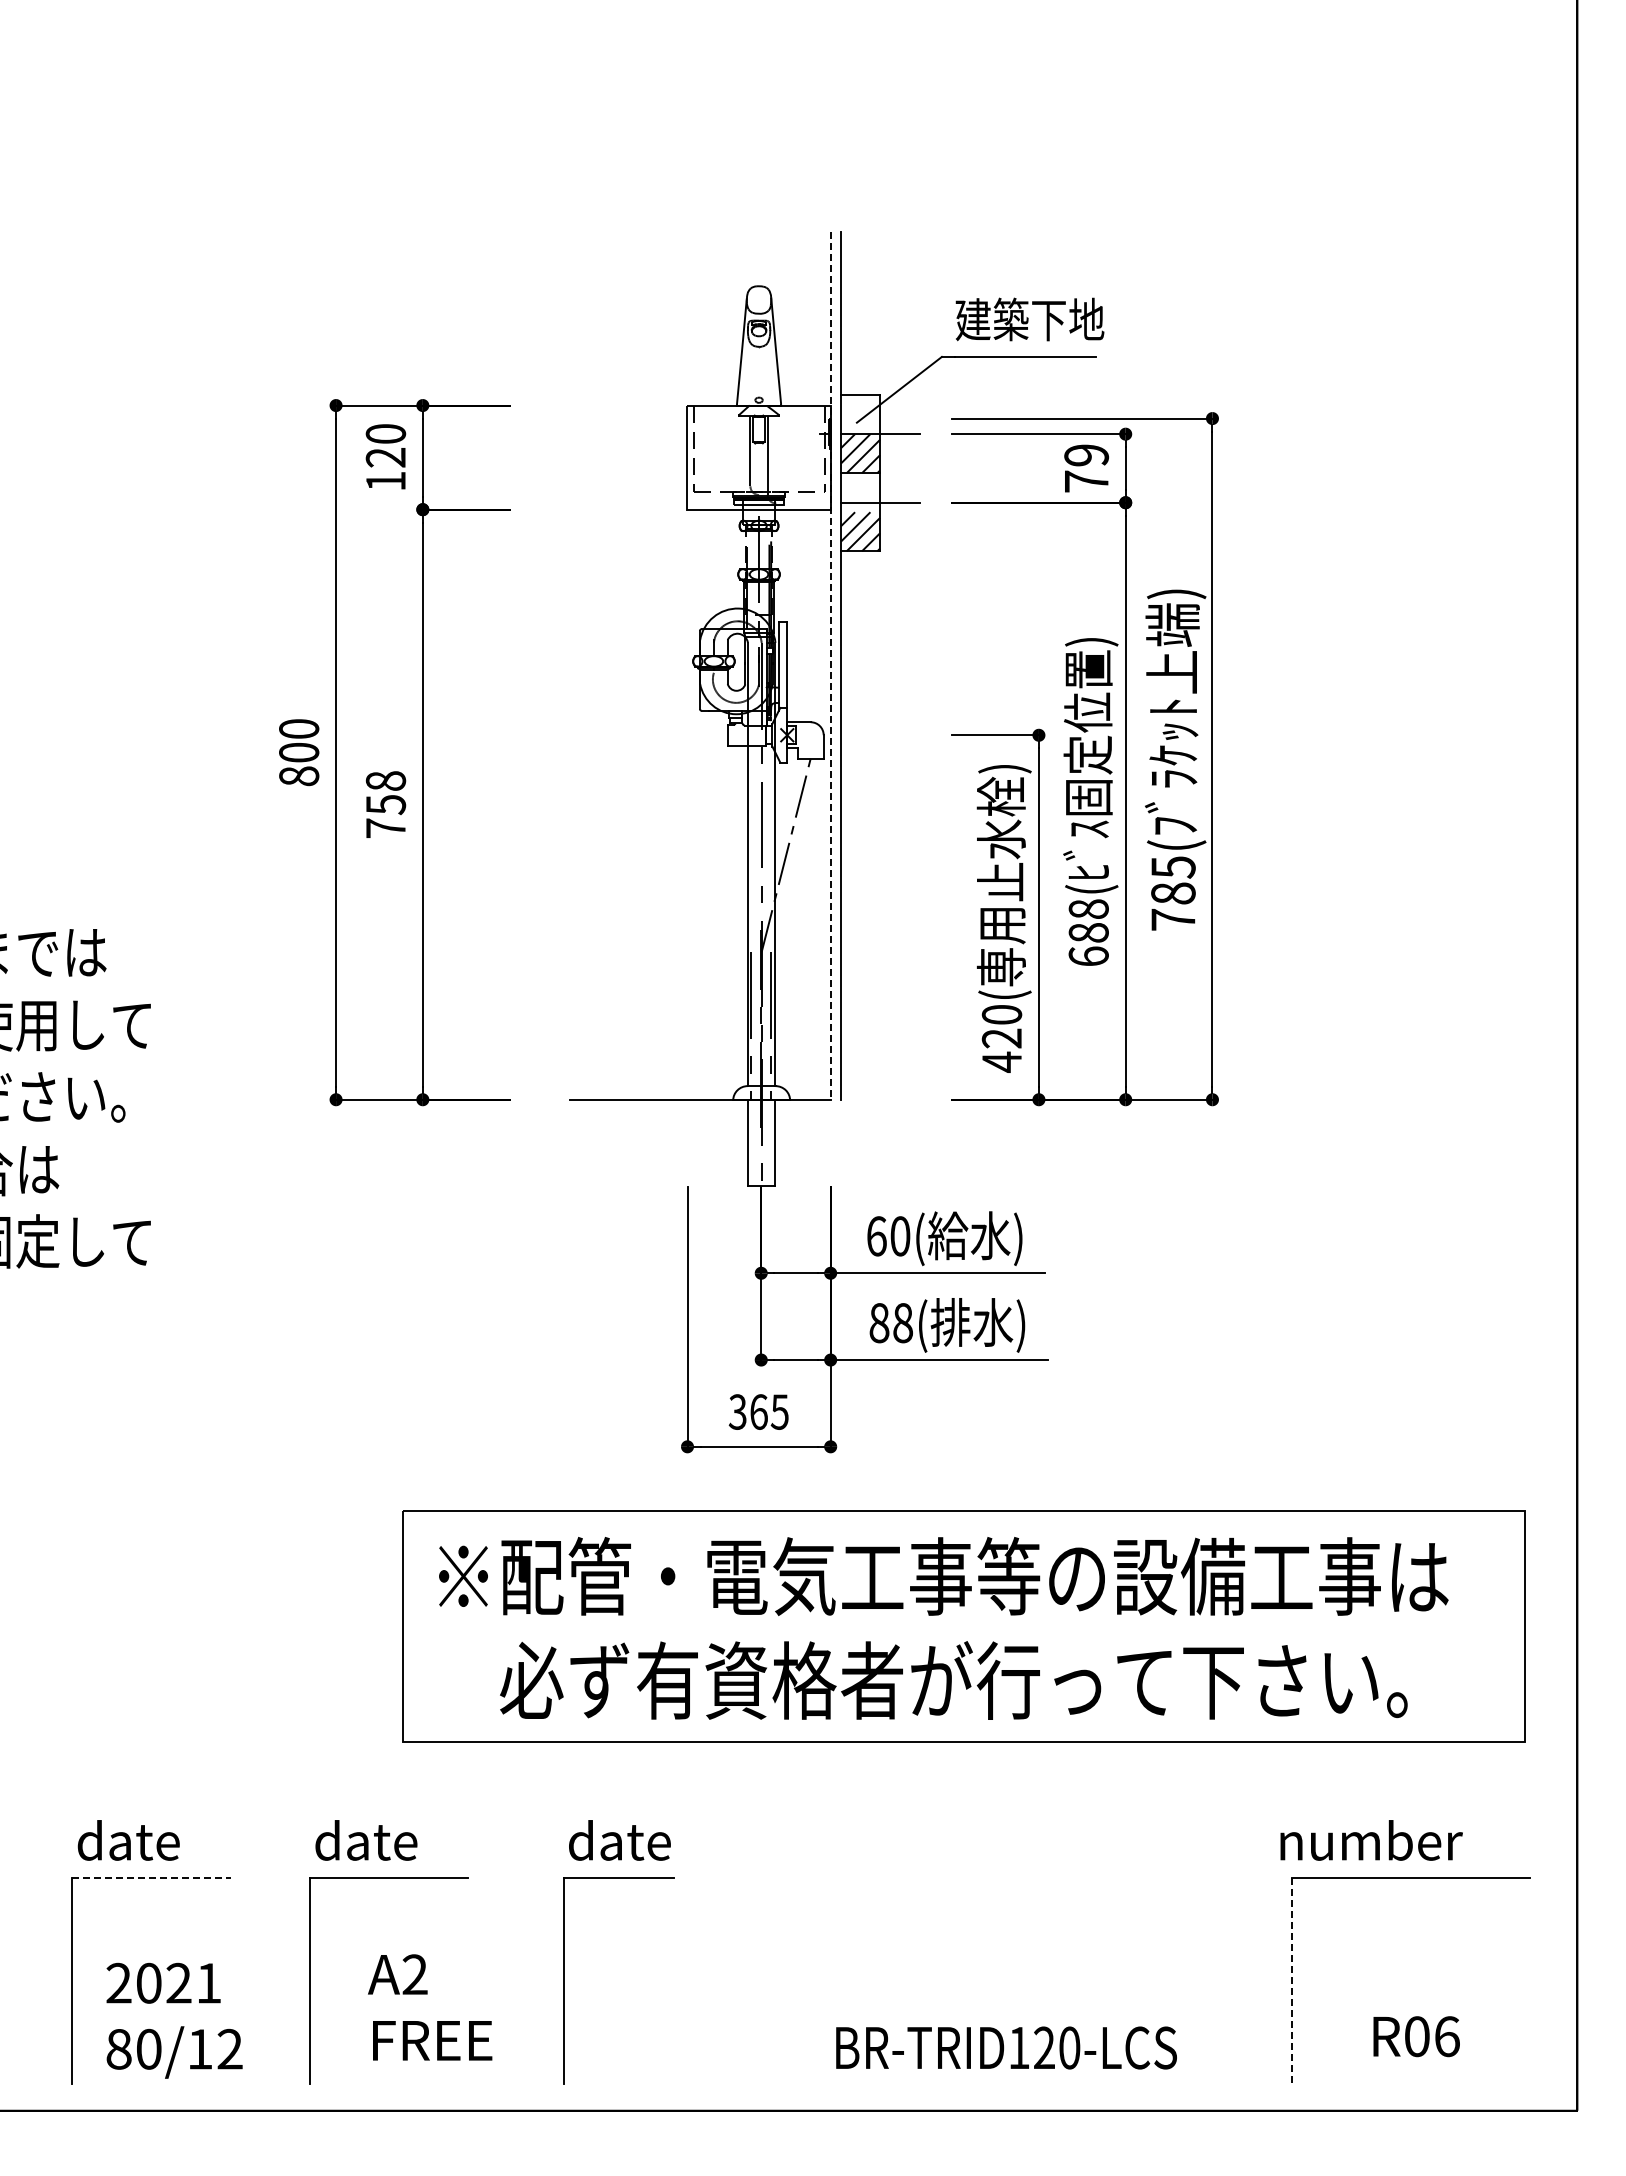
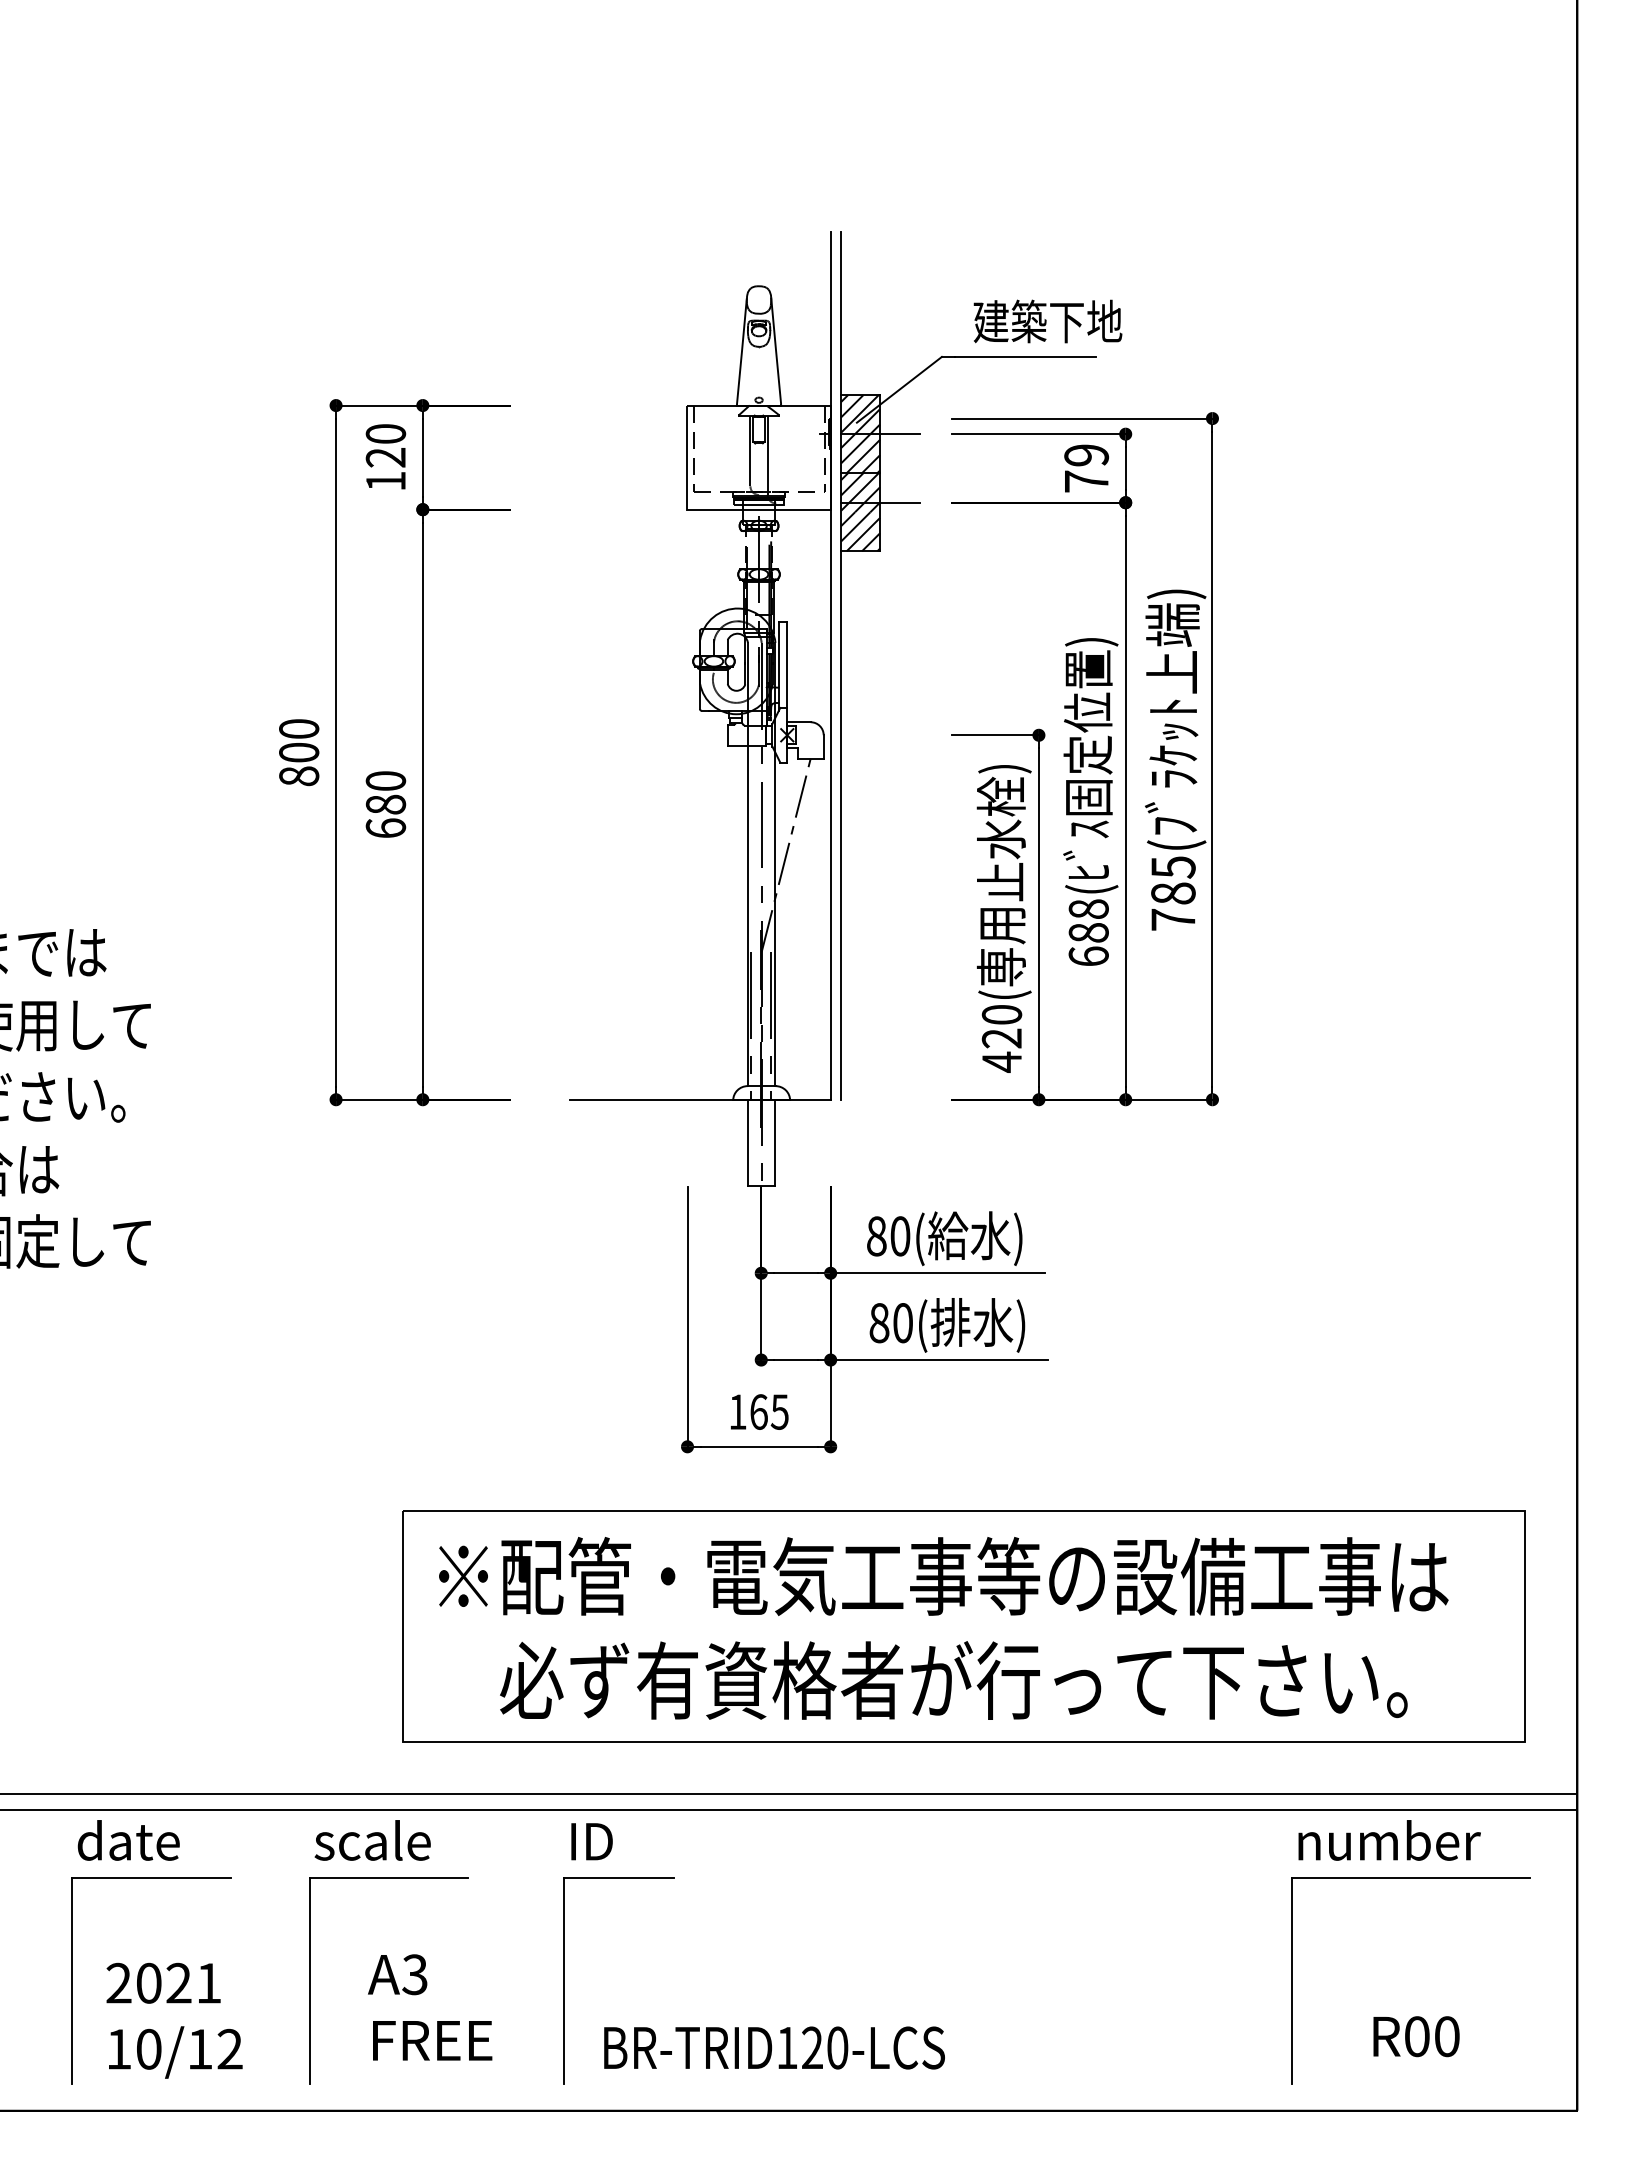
text position: (1029, 319) -> (1047, 321) (1047, 321)
hatch: none -> present (860, 414)
hatch: none -> present (860, 492)
line: dashed -> solid (830, 665)
text: 758 -> 680 (385, 804)
text: 60( -> 80( (876, 1236)
text: 88( -> 80( (902, 1323)
text: 365 -> 165 (737, 1411)
line: none -> present (789, 1793)
line: none -> present (789, 1809)
text: date -> scale (372, 1840)
text: date -> ID (619, 1840)
text position: (1371, 1840) -> (1389, 1840) (1389, 1840)
line: dashed -> solid (152, 1878)
text: A2 -> A3 (414, 1974)
line: dashed -> solid (1292, 1981)
text: R06 -> R00 (1447, 2036)
text position: (1006, 2047) -> (774, 2047) (774, 2047)
text: 80/12 -> 10/12 (118, 2049)
